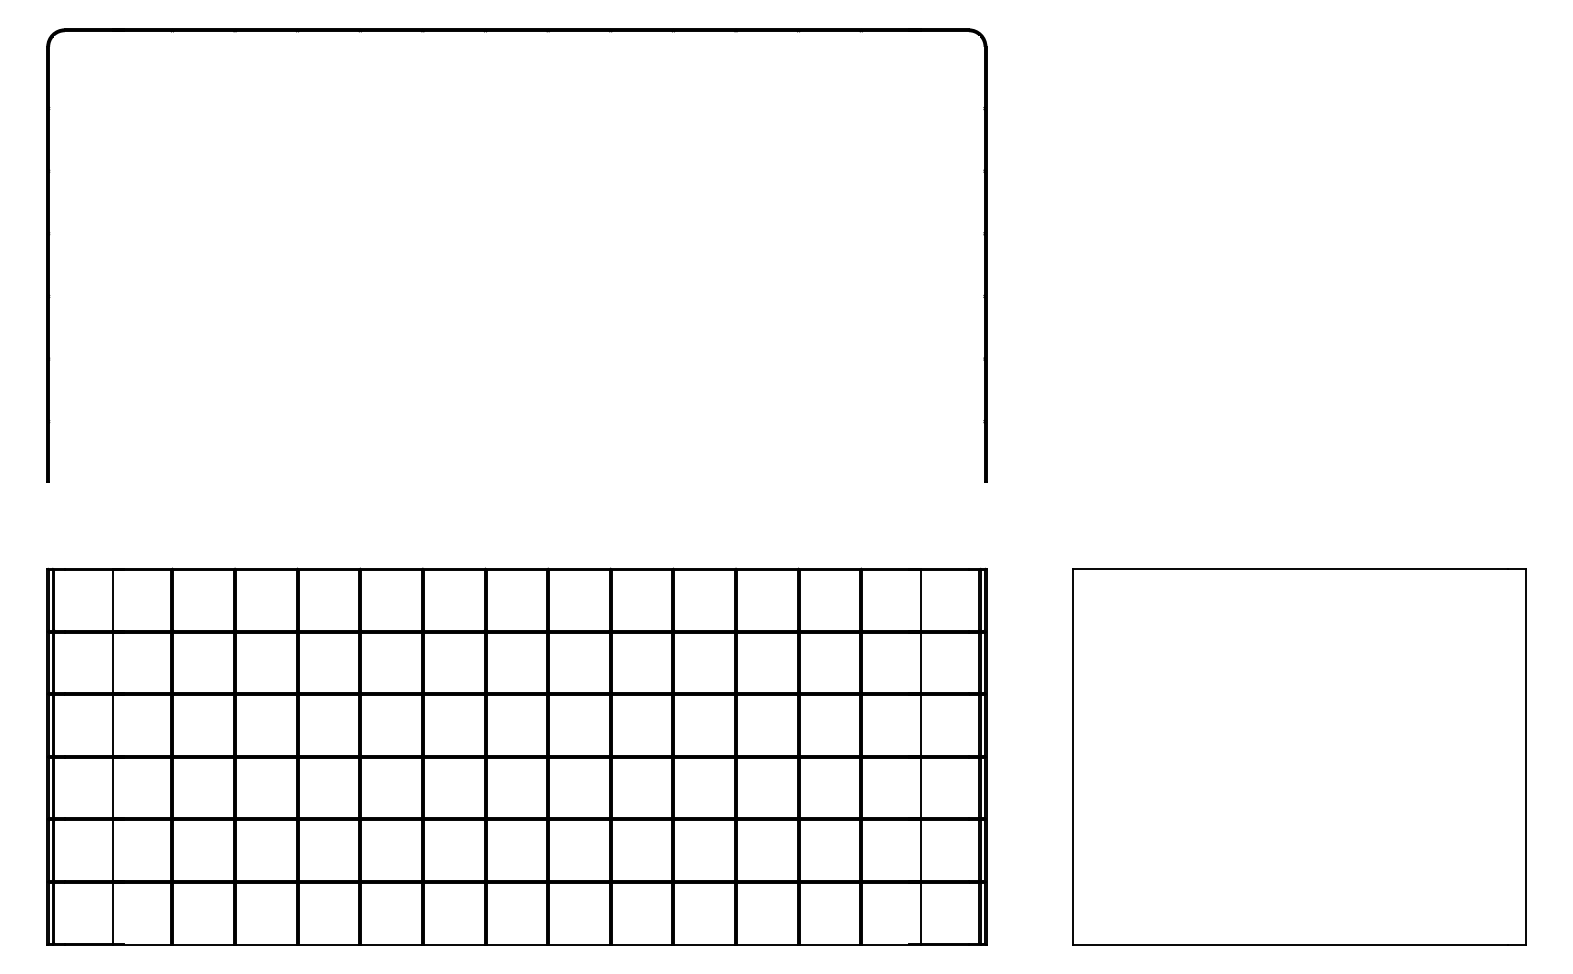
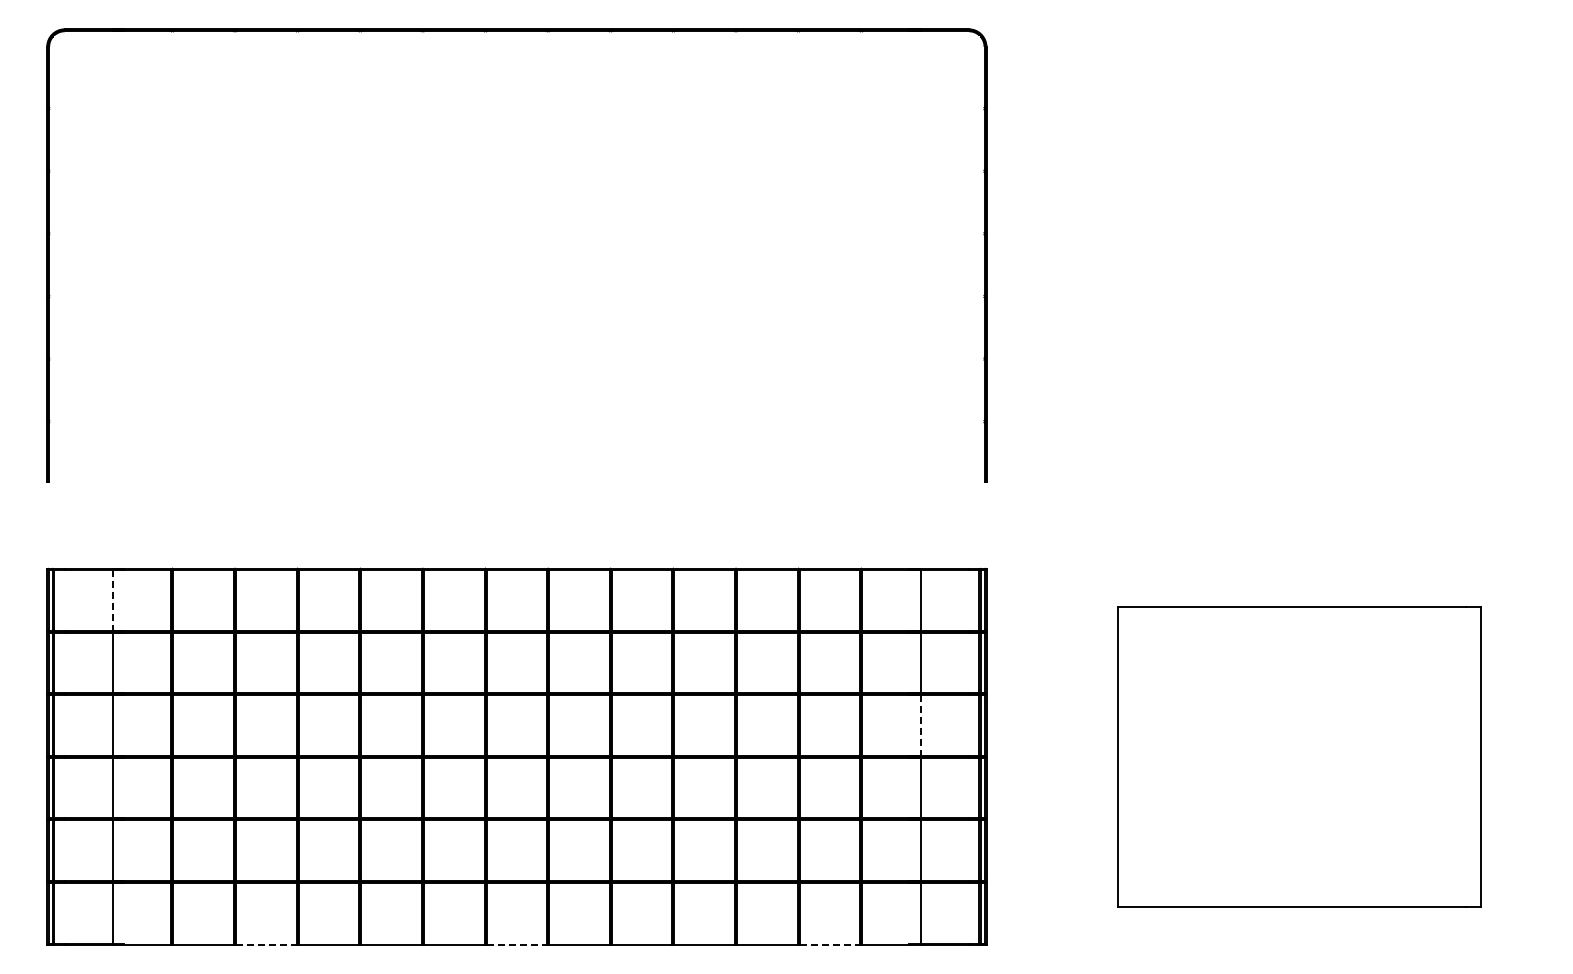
line: solid -> dashed (112, 600)
line: solid -> dashed (920, 725)
part size: 455x378 px -> 365x302 px (1299, 756)
line: solid -> dashed (266, 944)
line: solid -> dashed (517, 944)
line: solid -> dashed (830, 944)
